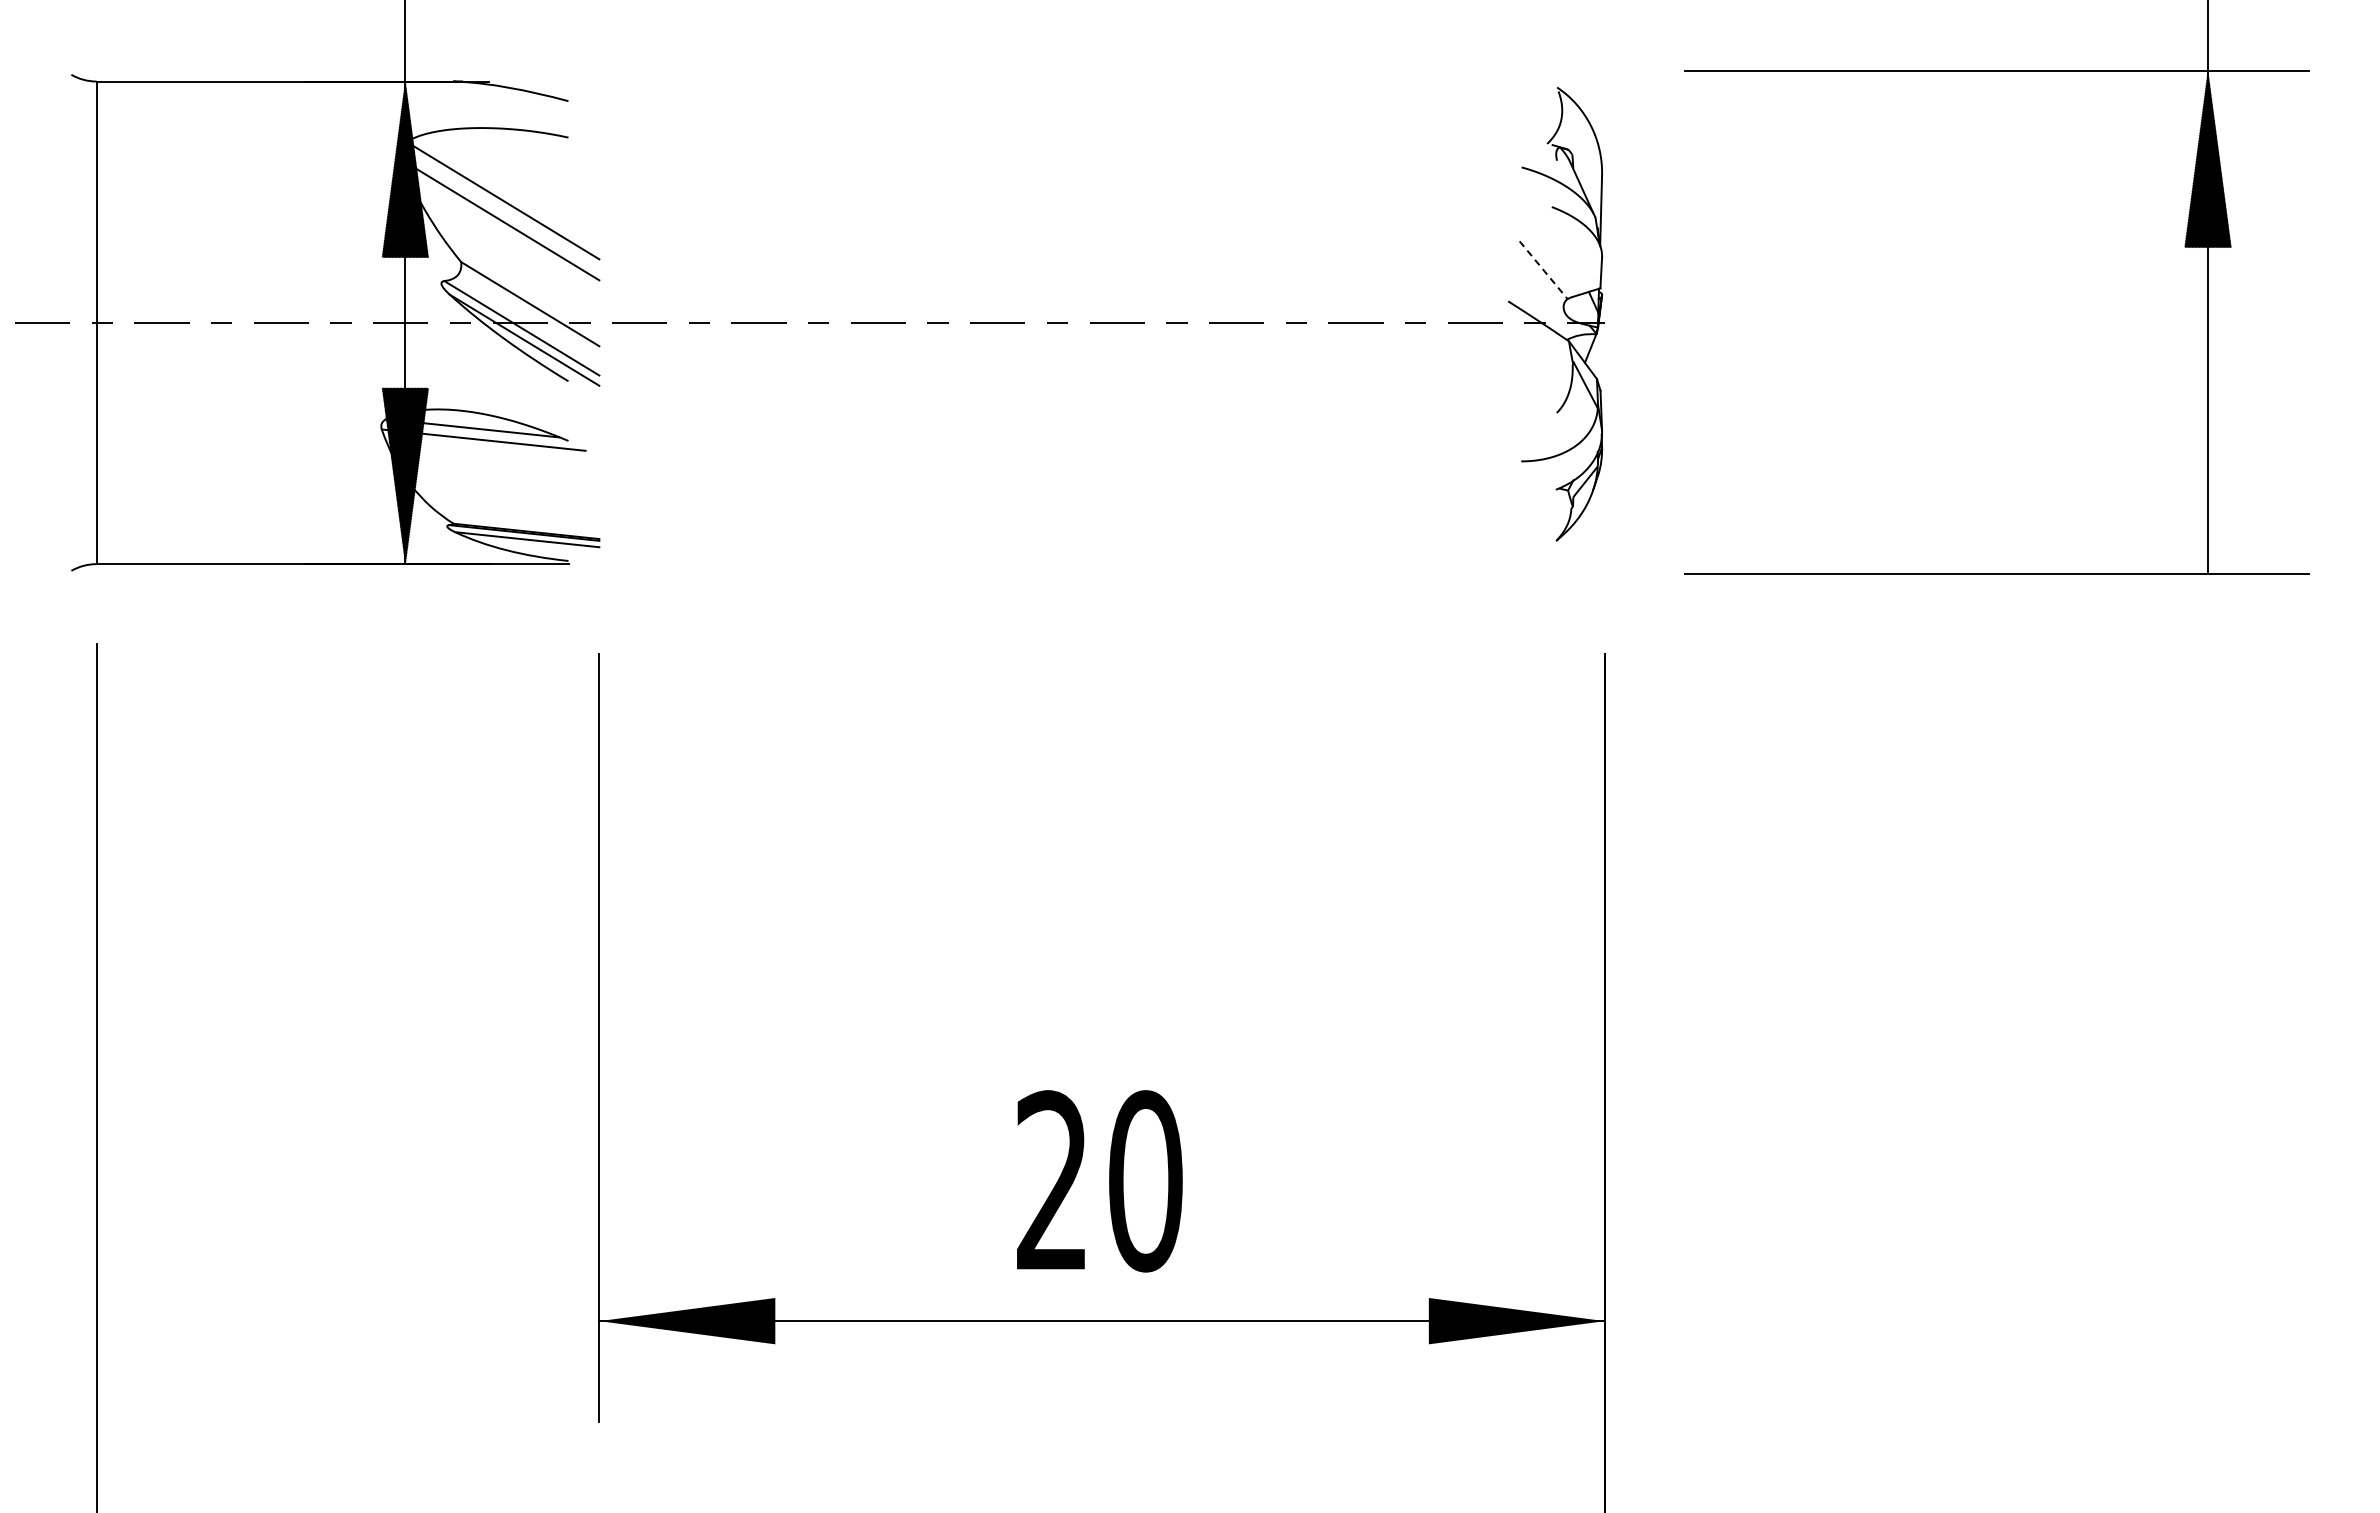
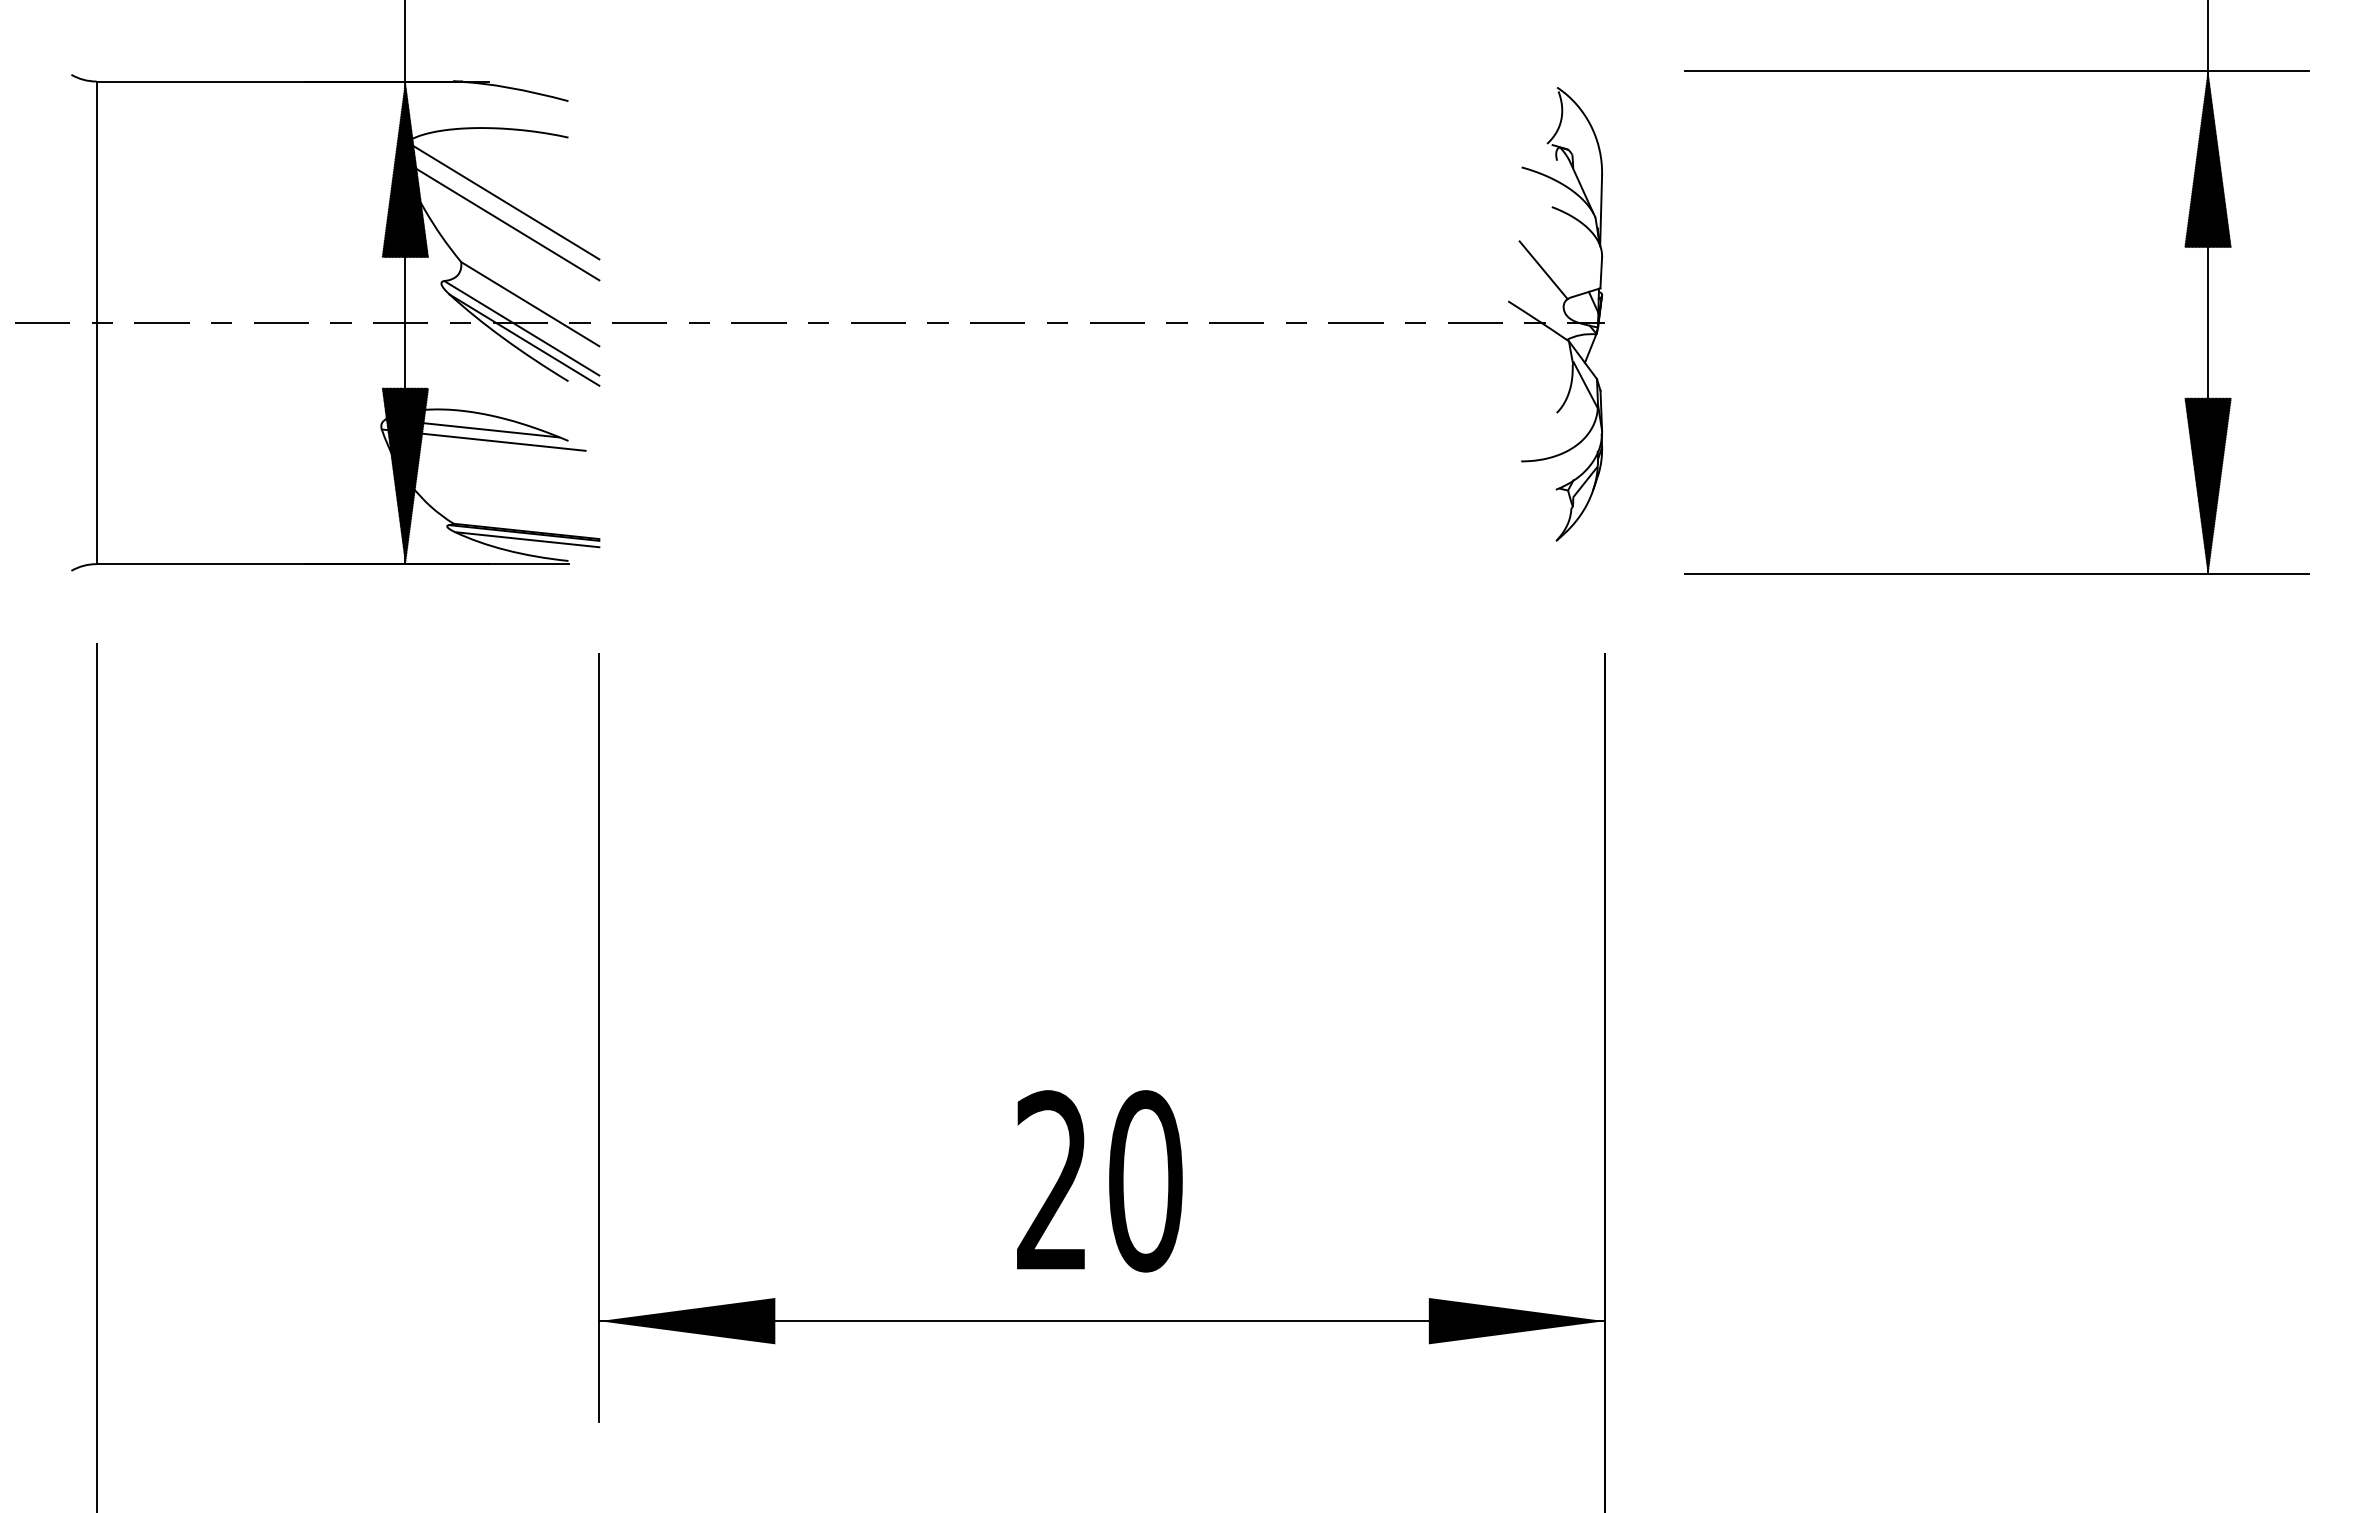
line: dashed -> solid (1543, 270)
hatch: none -> present (2207, 486)
